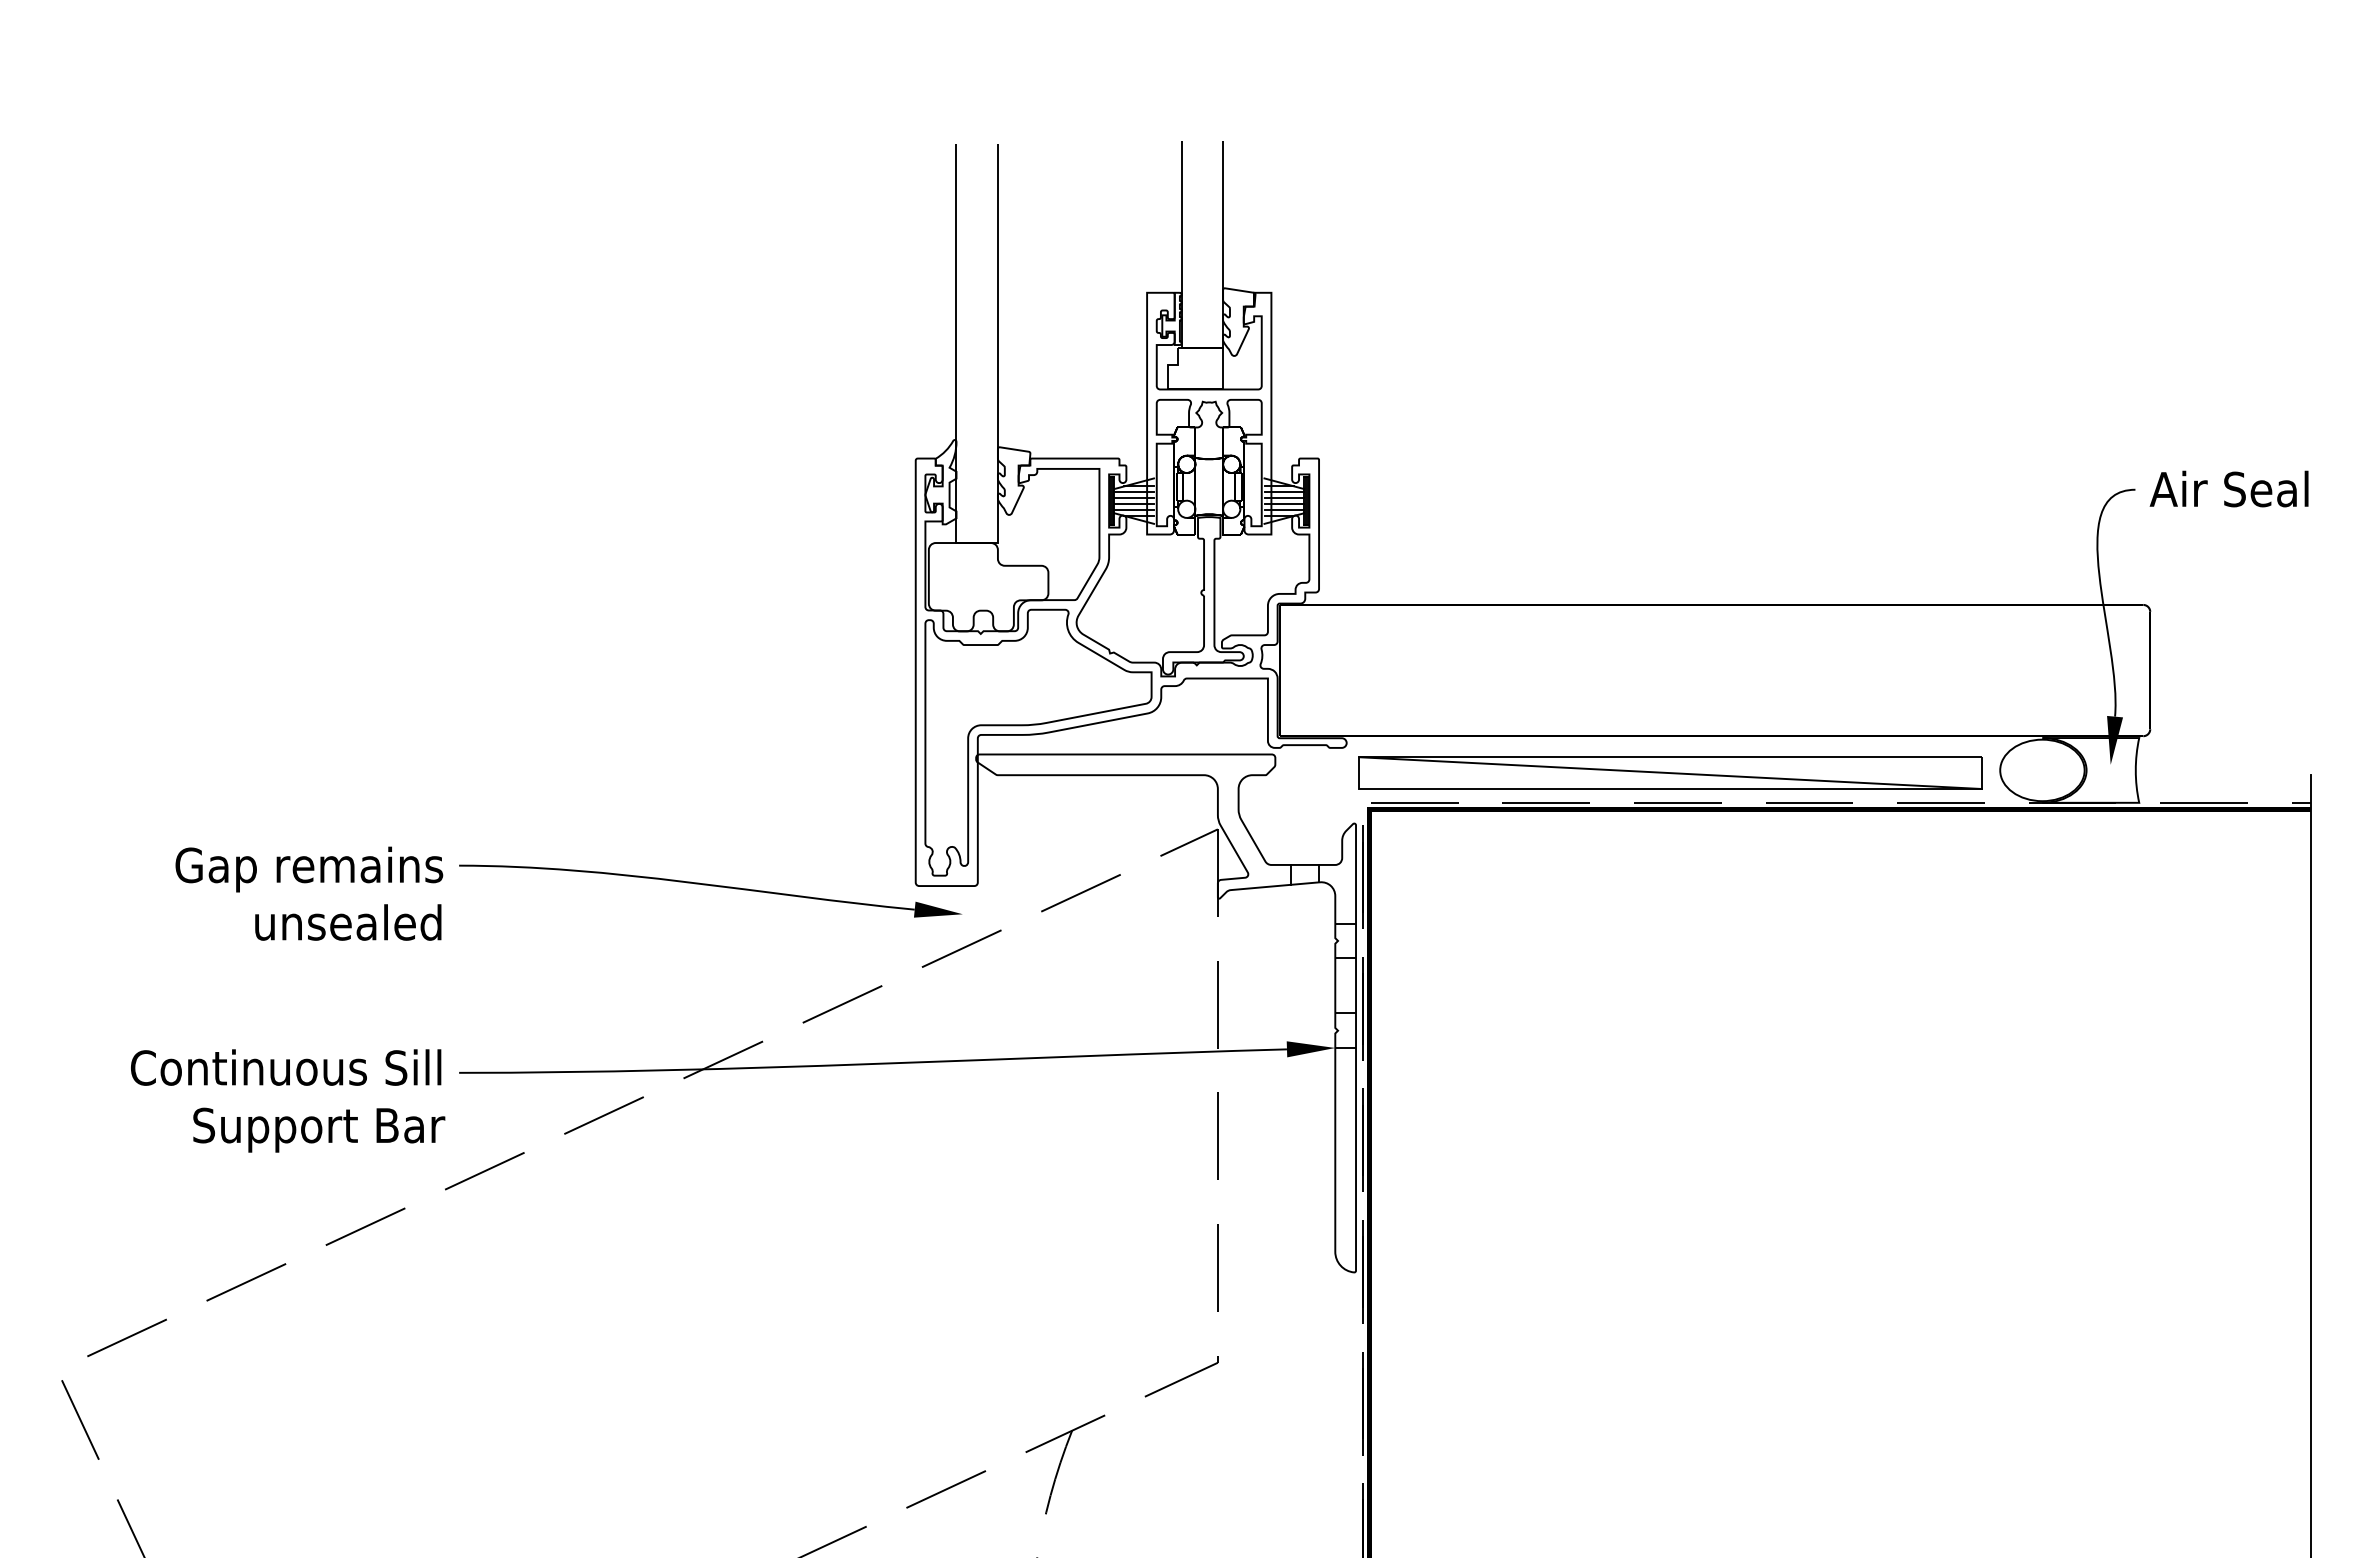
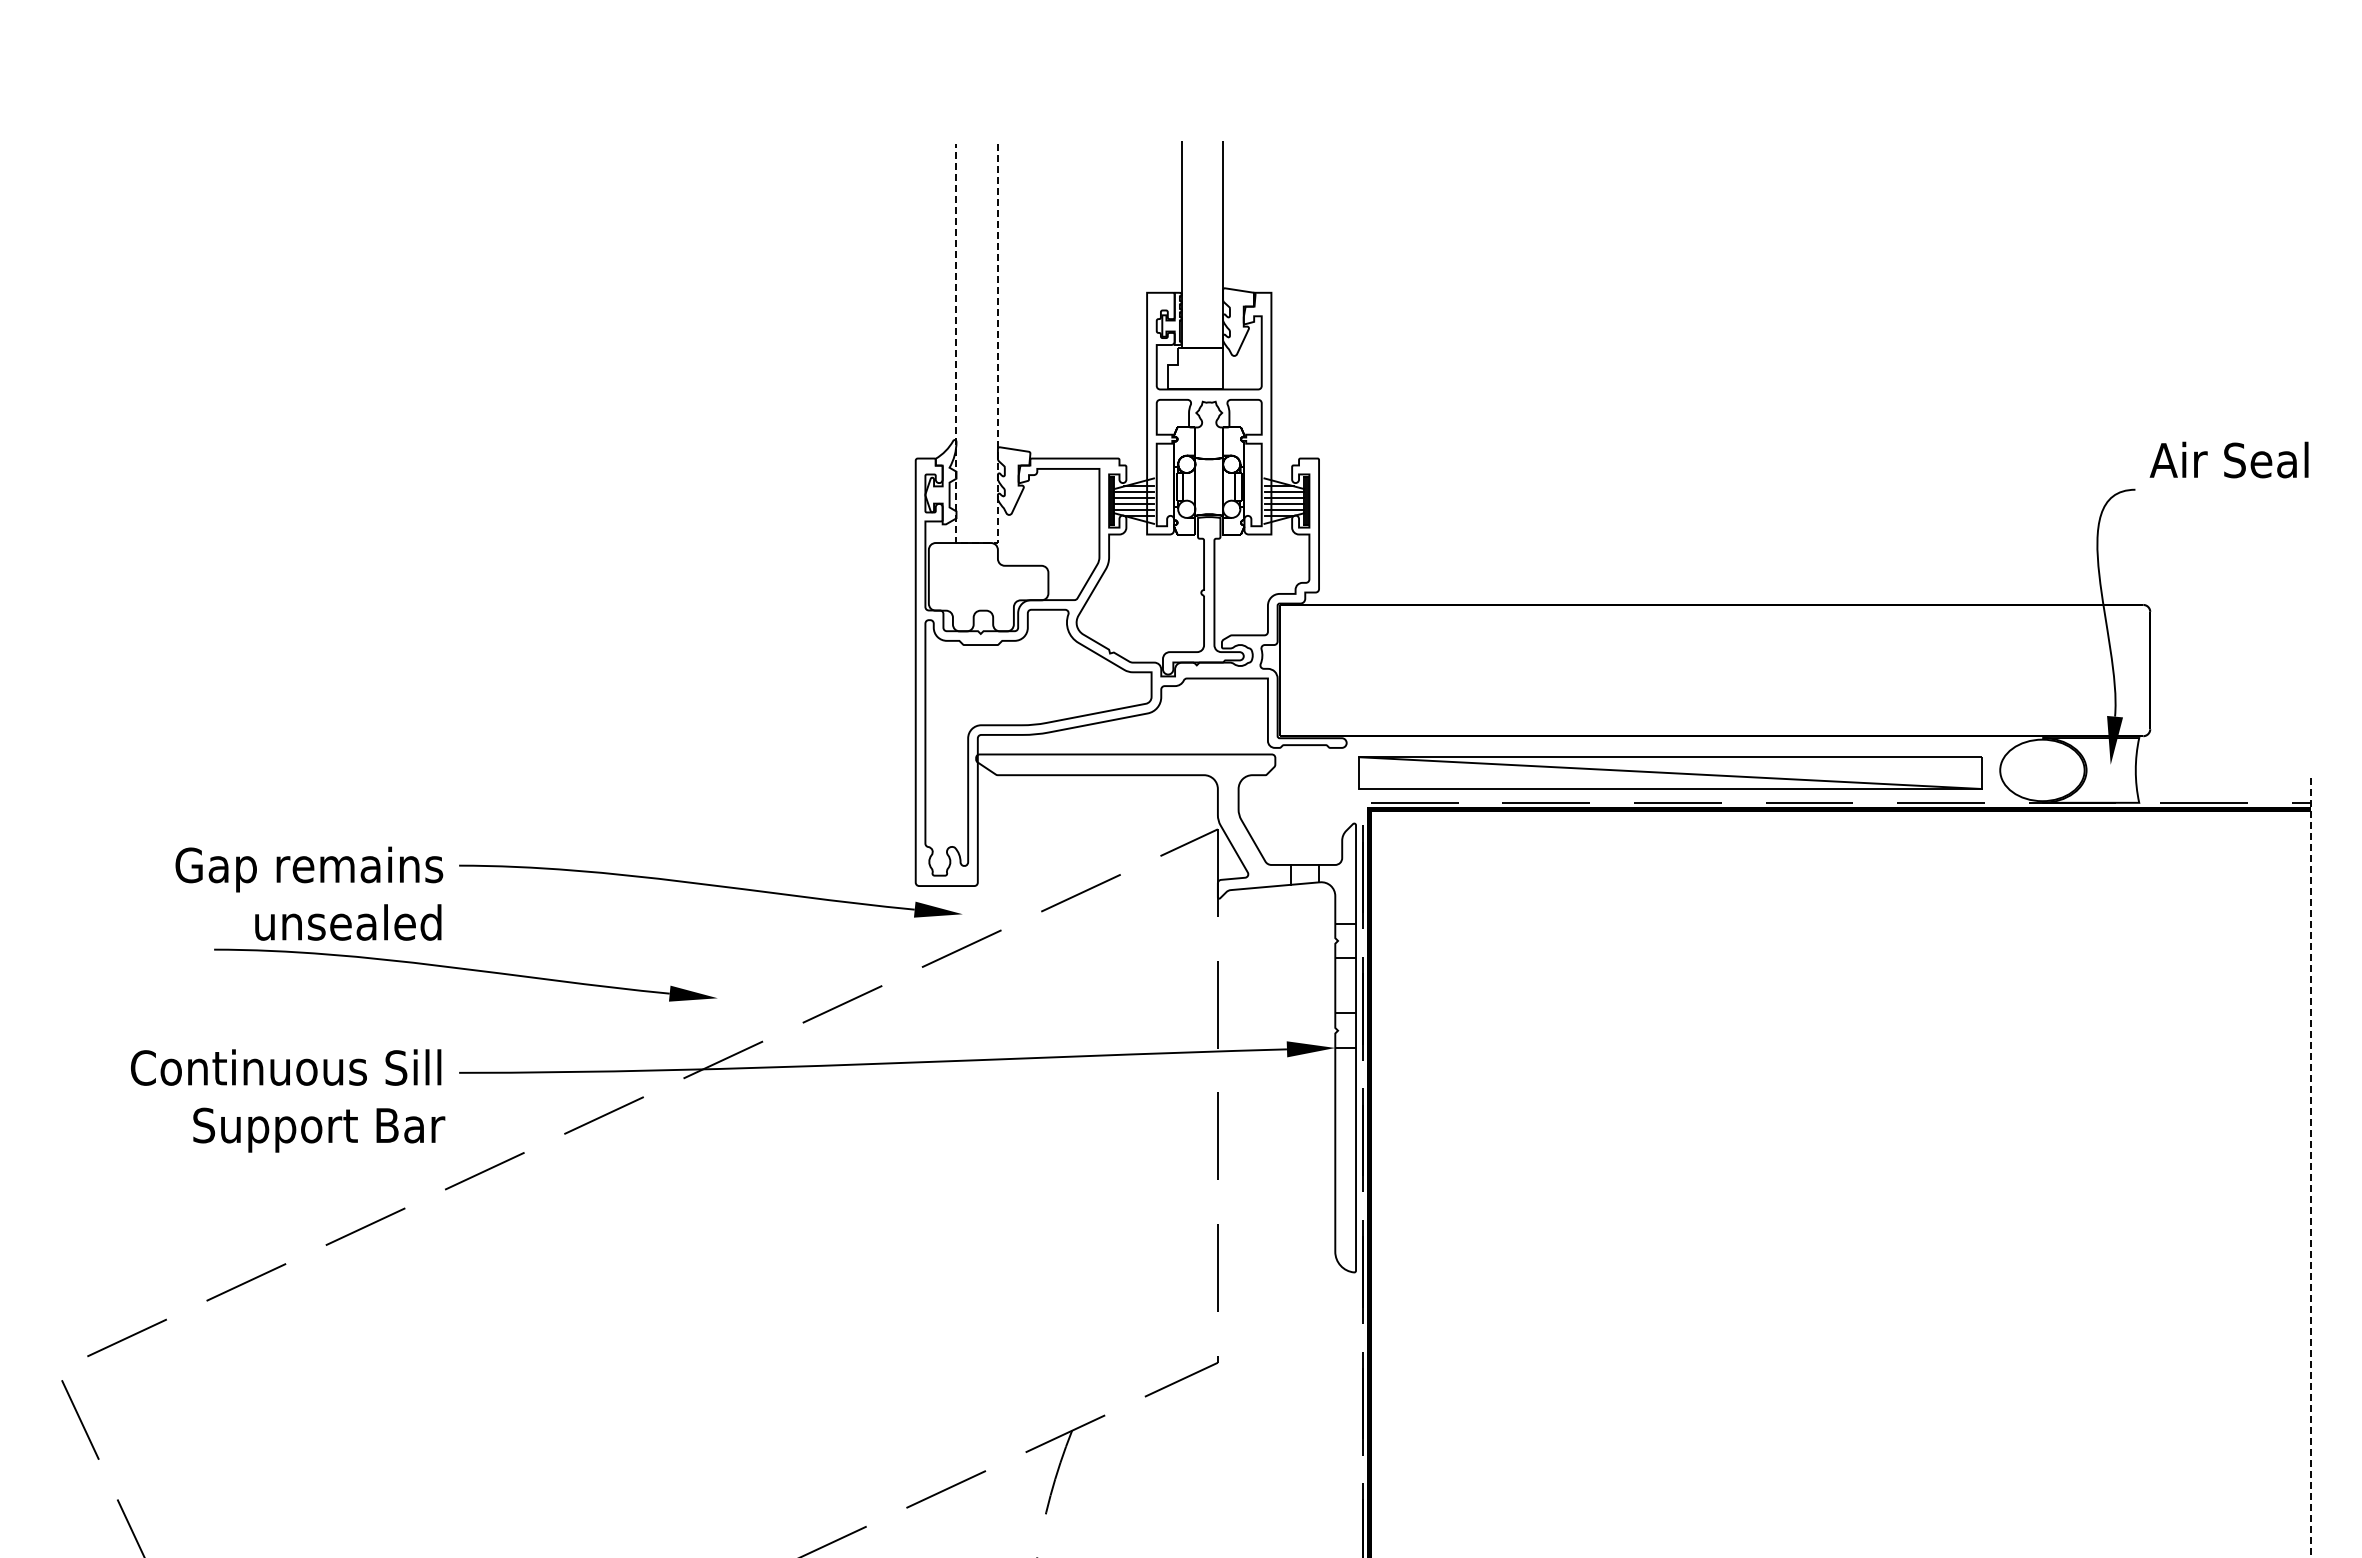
text position: (2228, 488) -> (2228, 459) (2228, 459)
line: solid -> dashed (977, 543)
part: none -> present (465, 974)
line: solid -> dashed (2310, 1165)
